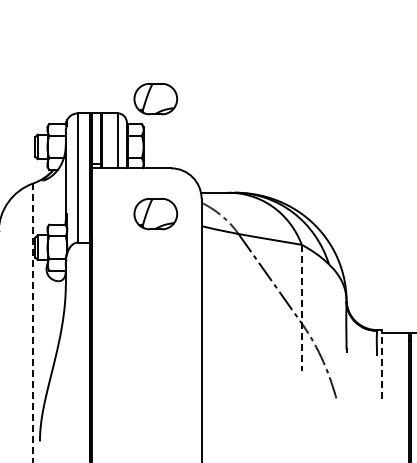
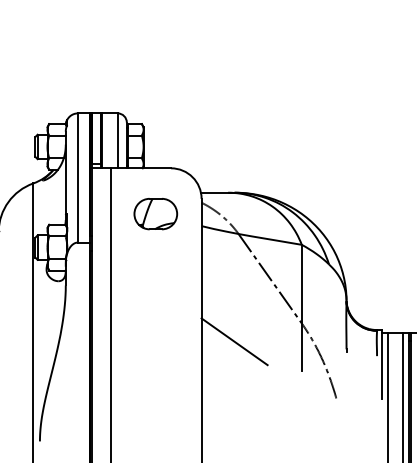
part: present -> none (155, 99)
line: dashed -> solid (301, 307)
line: none -> present (110, 313)
line: dashed -> solid (33, 323)
line: none -> present (234, 341)
line: dashed -> solid (381, 363)
line: none -> present (387, 396)
line: none -> present (402, 396)
